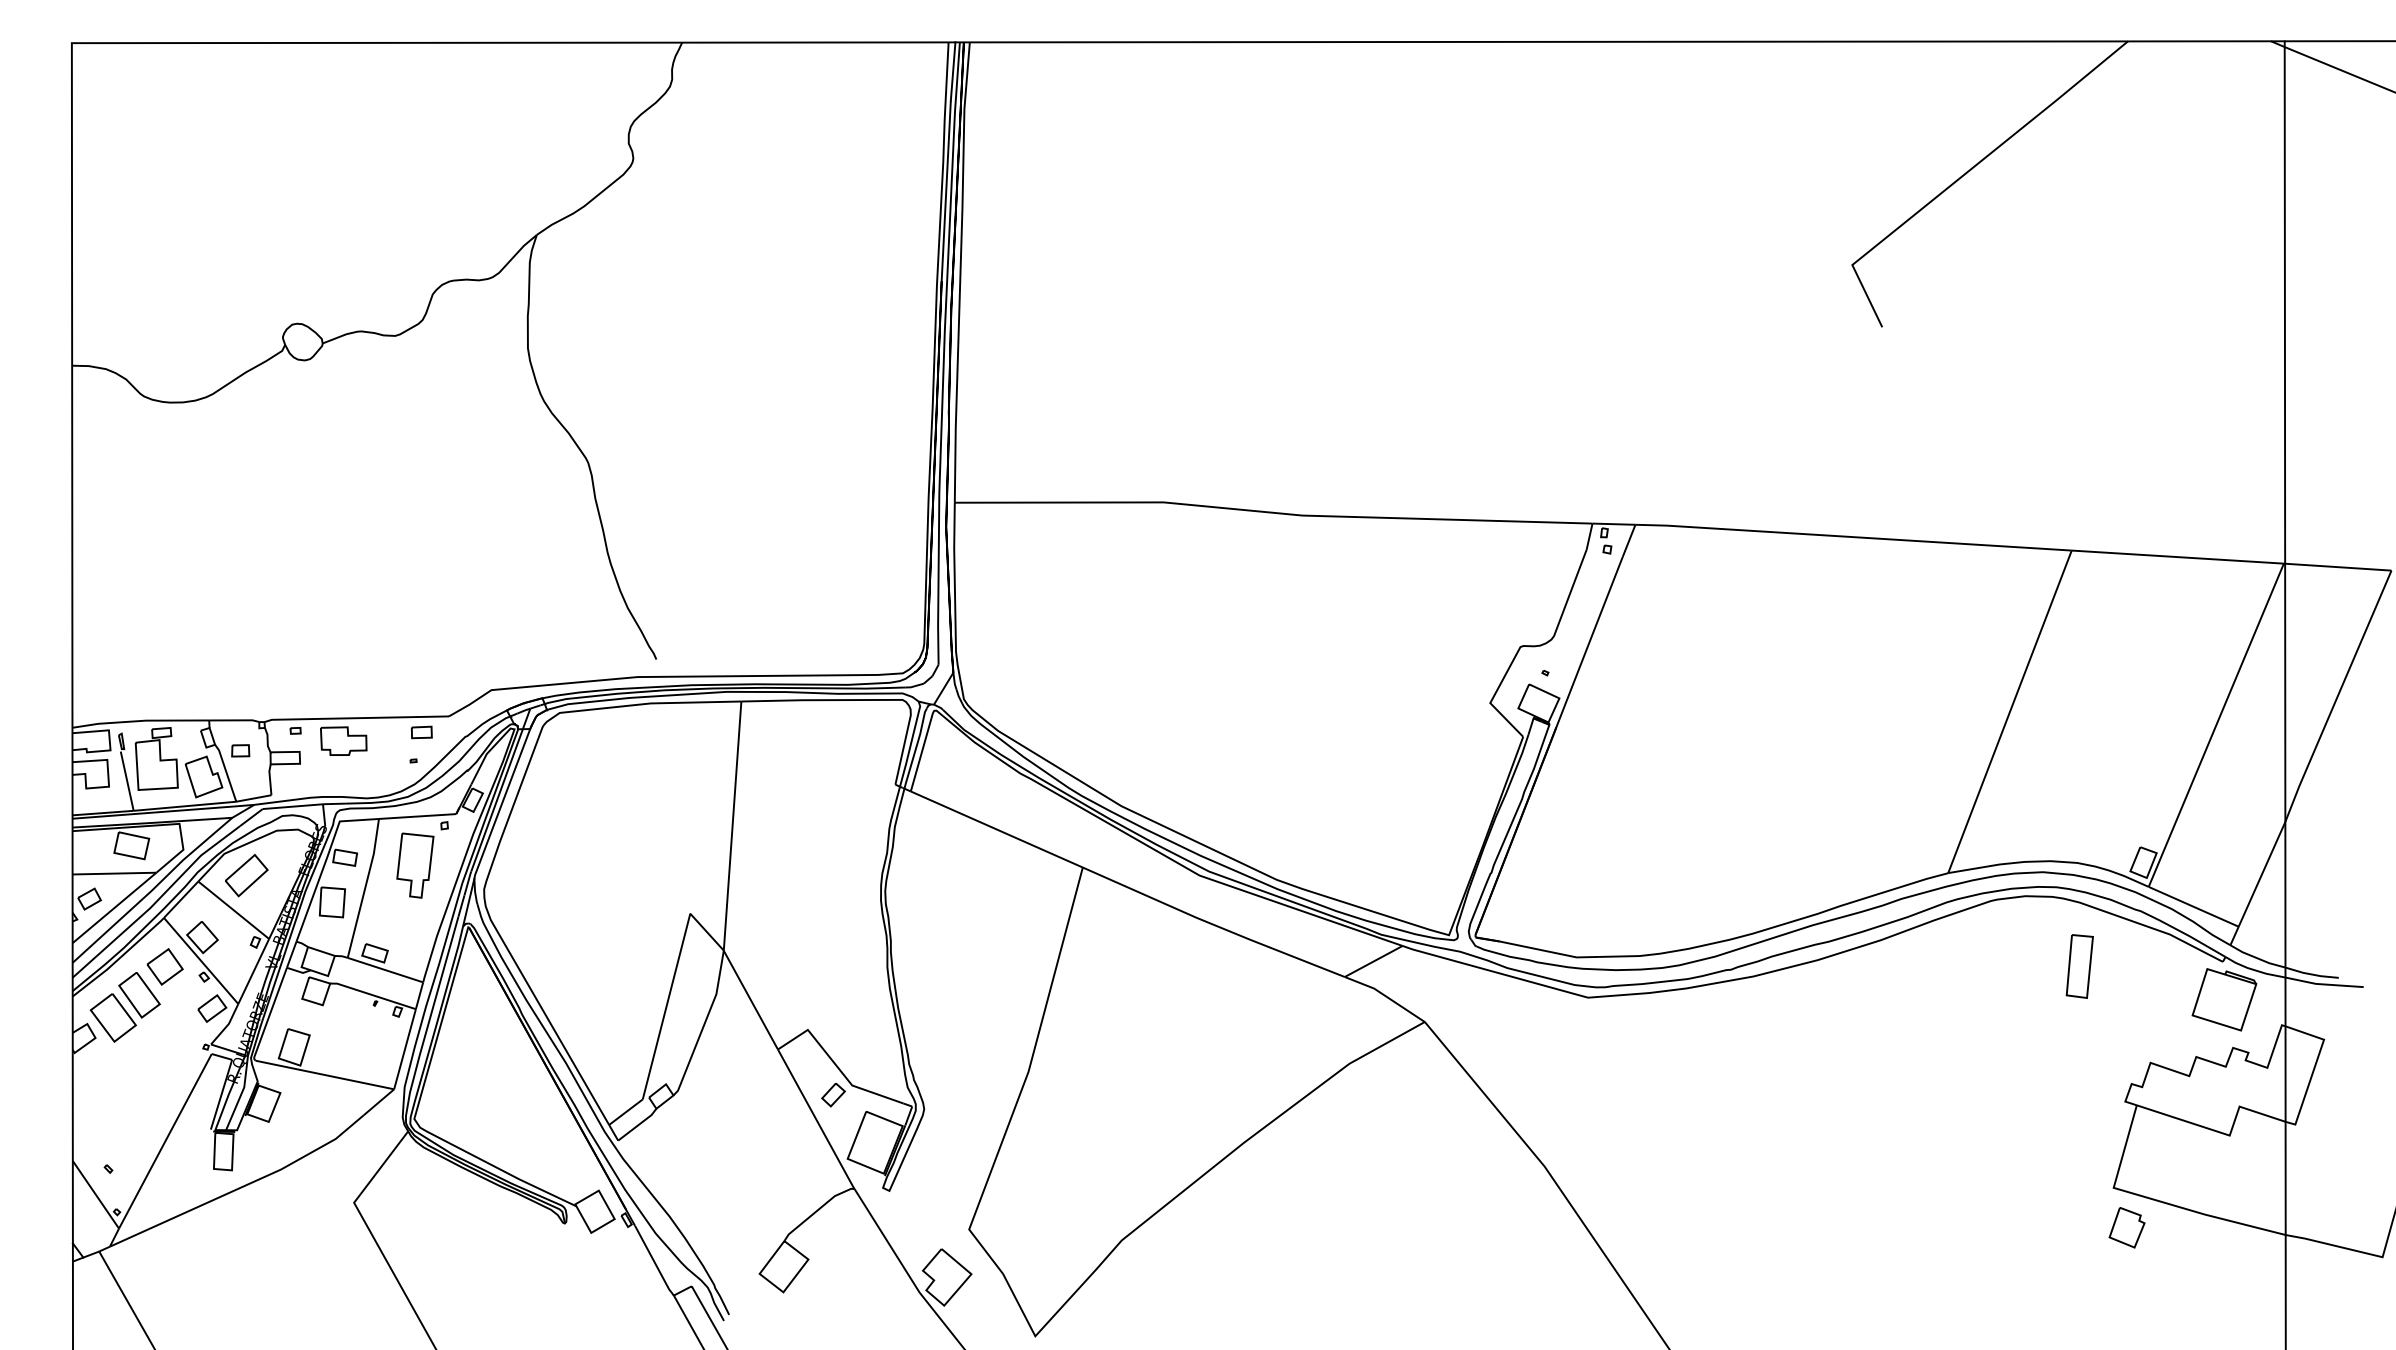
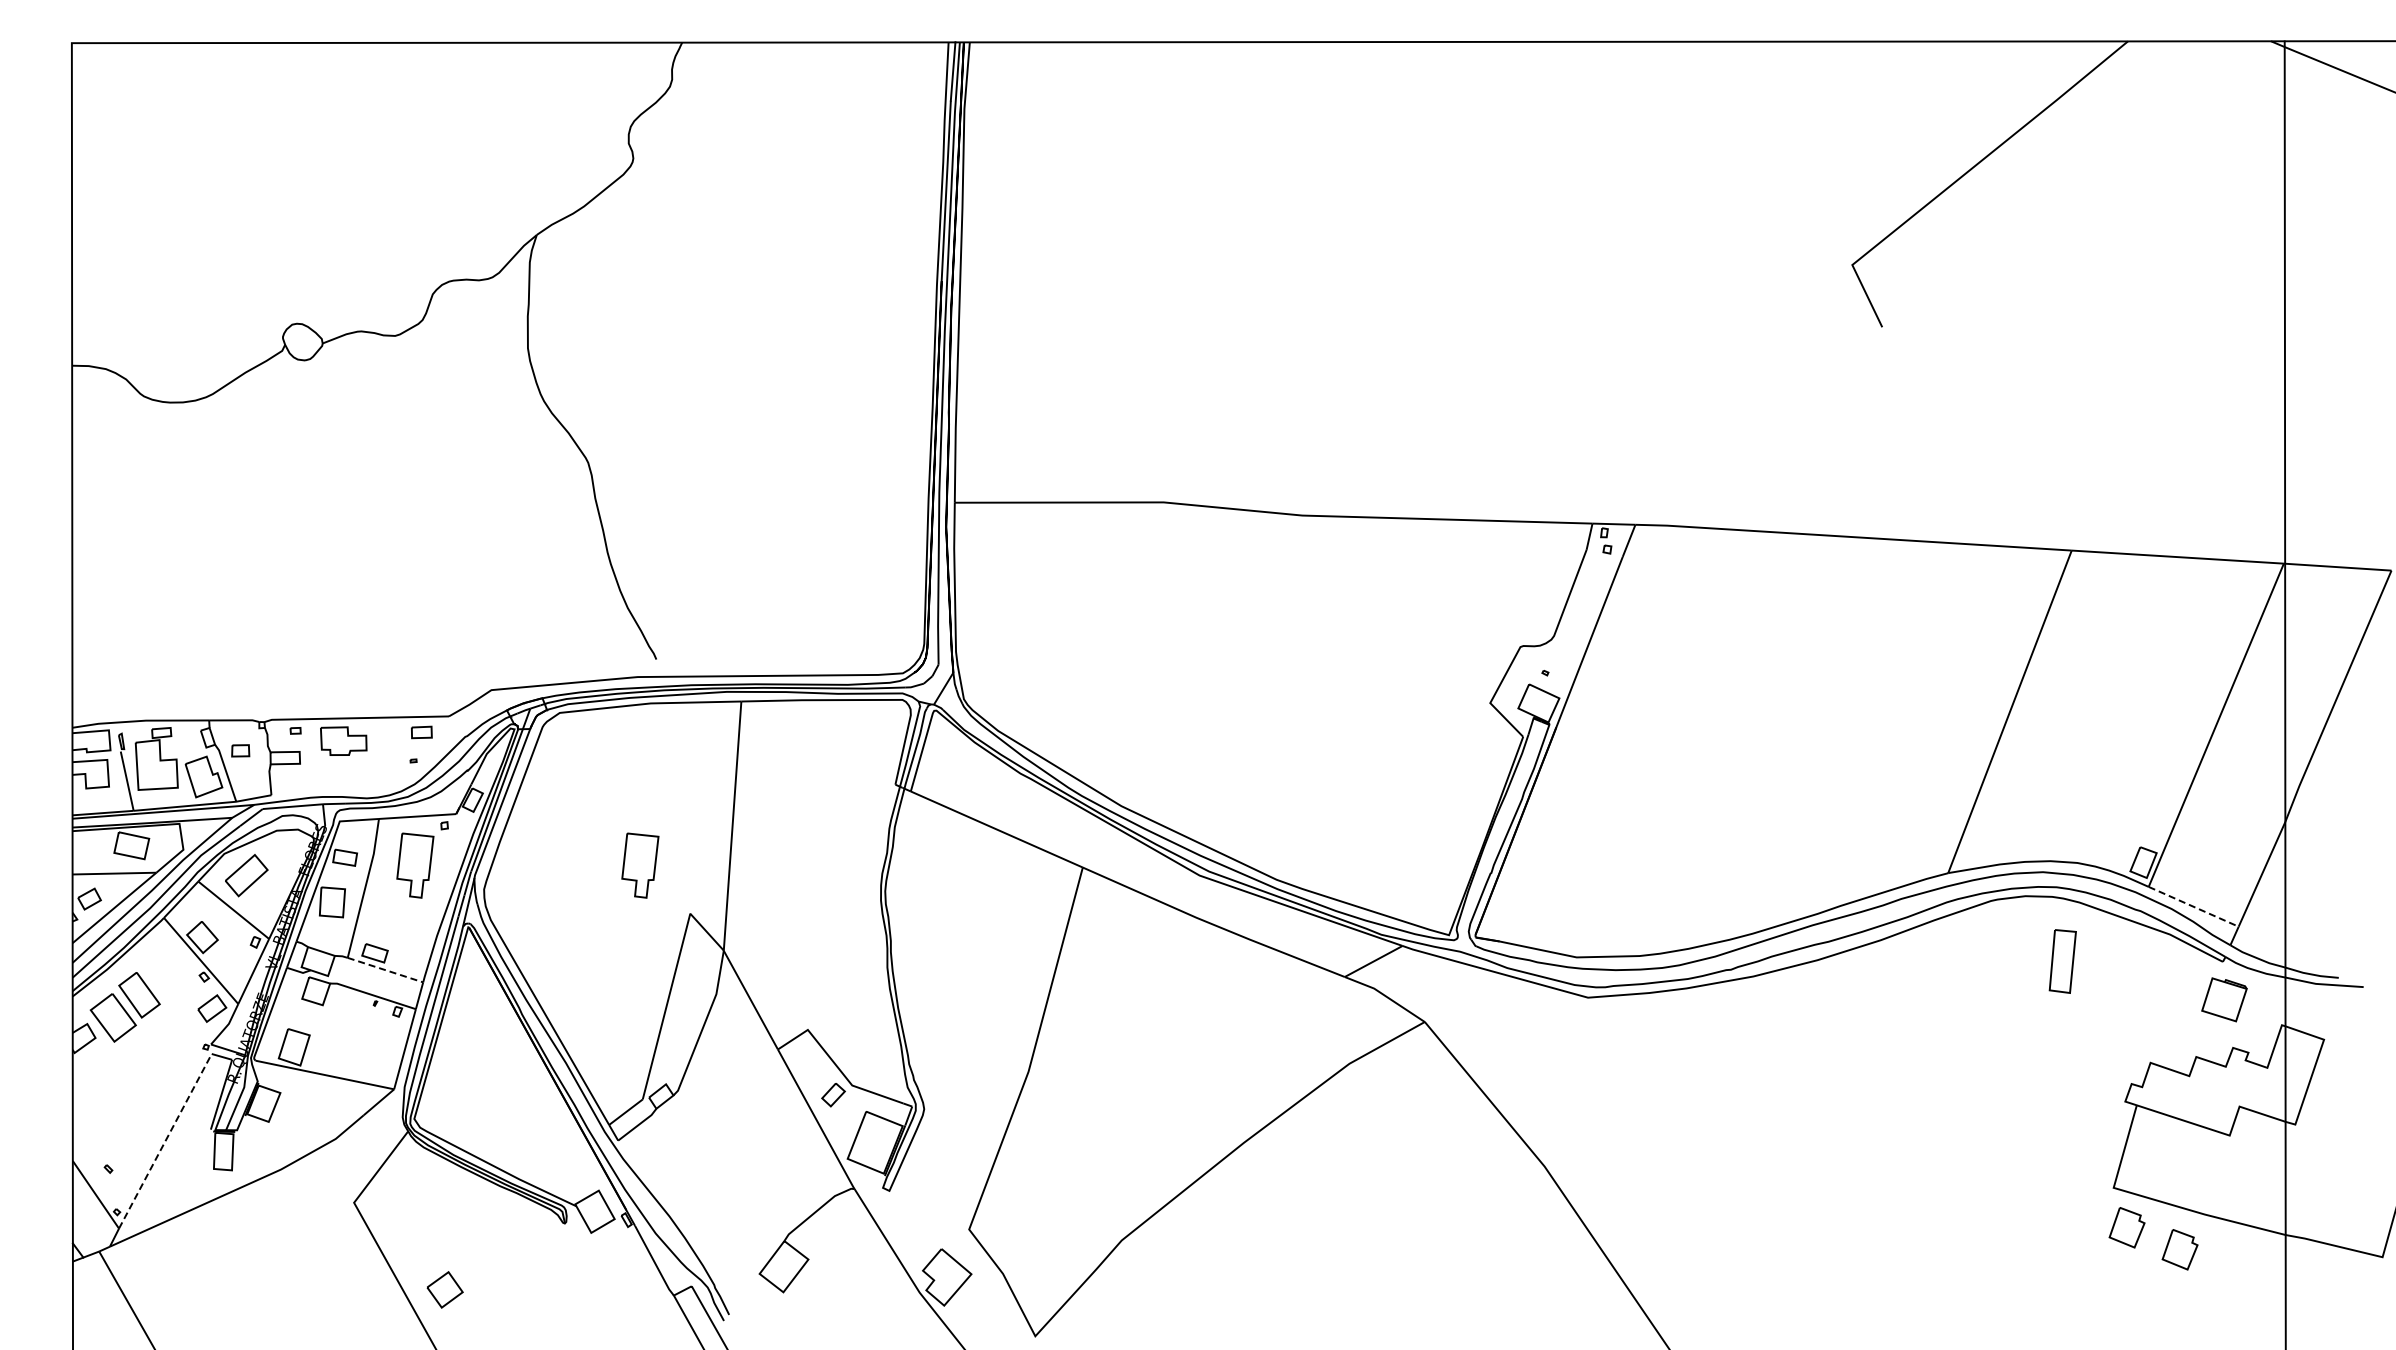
part: none -> present (640, 865)
line: solid -> dashed (2194, 907)
part position: (164, 966) -> (444, 1289) (444, 1289)
part position: (2079, 966) -> (2062, 961) (2062, 961)
line: solid -> dashed (385, 970)
part size: 67x64 px -> 47x46 px (2224, 999)
line: solid -> dashed (165, 1141)
part: none -> present (2179, 1249)
